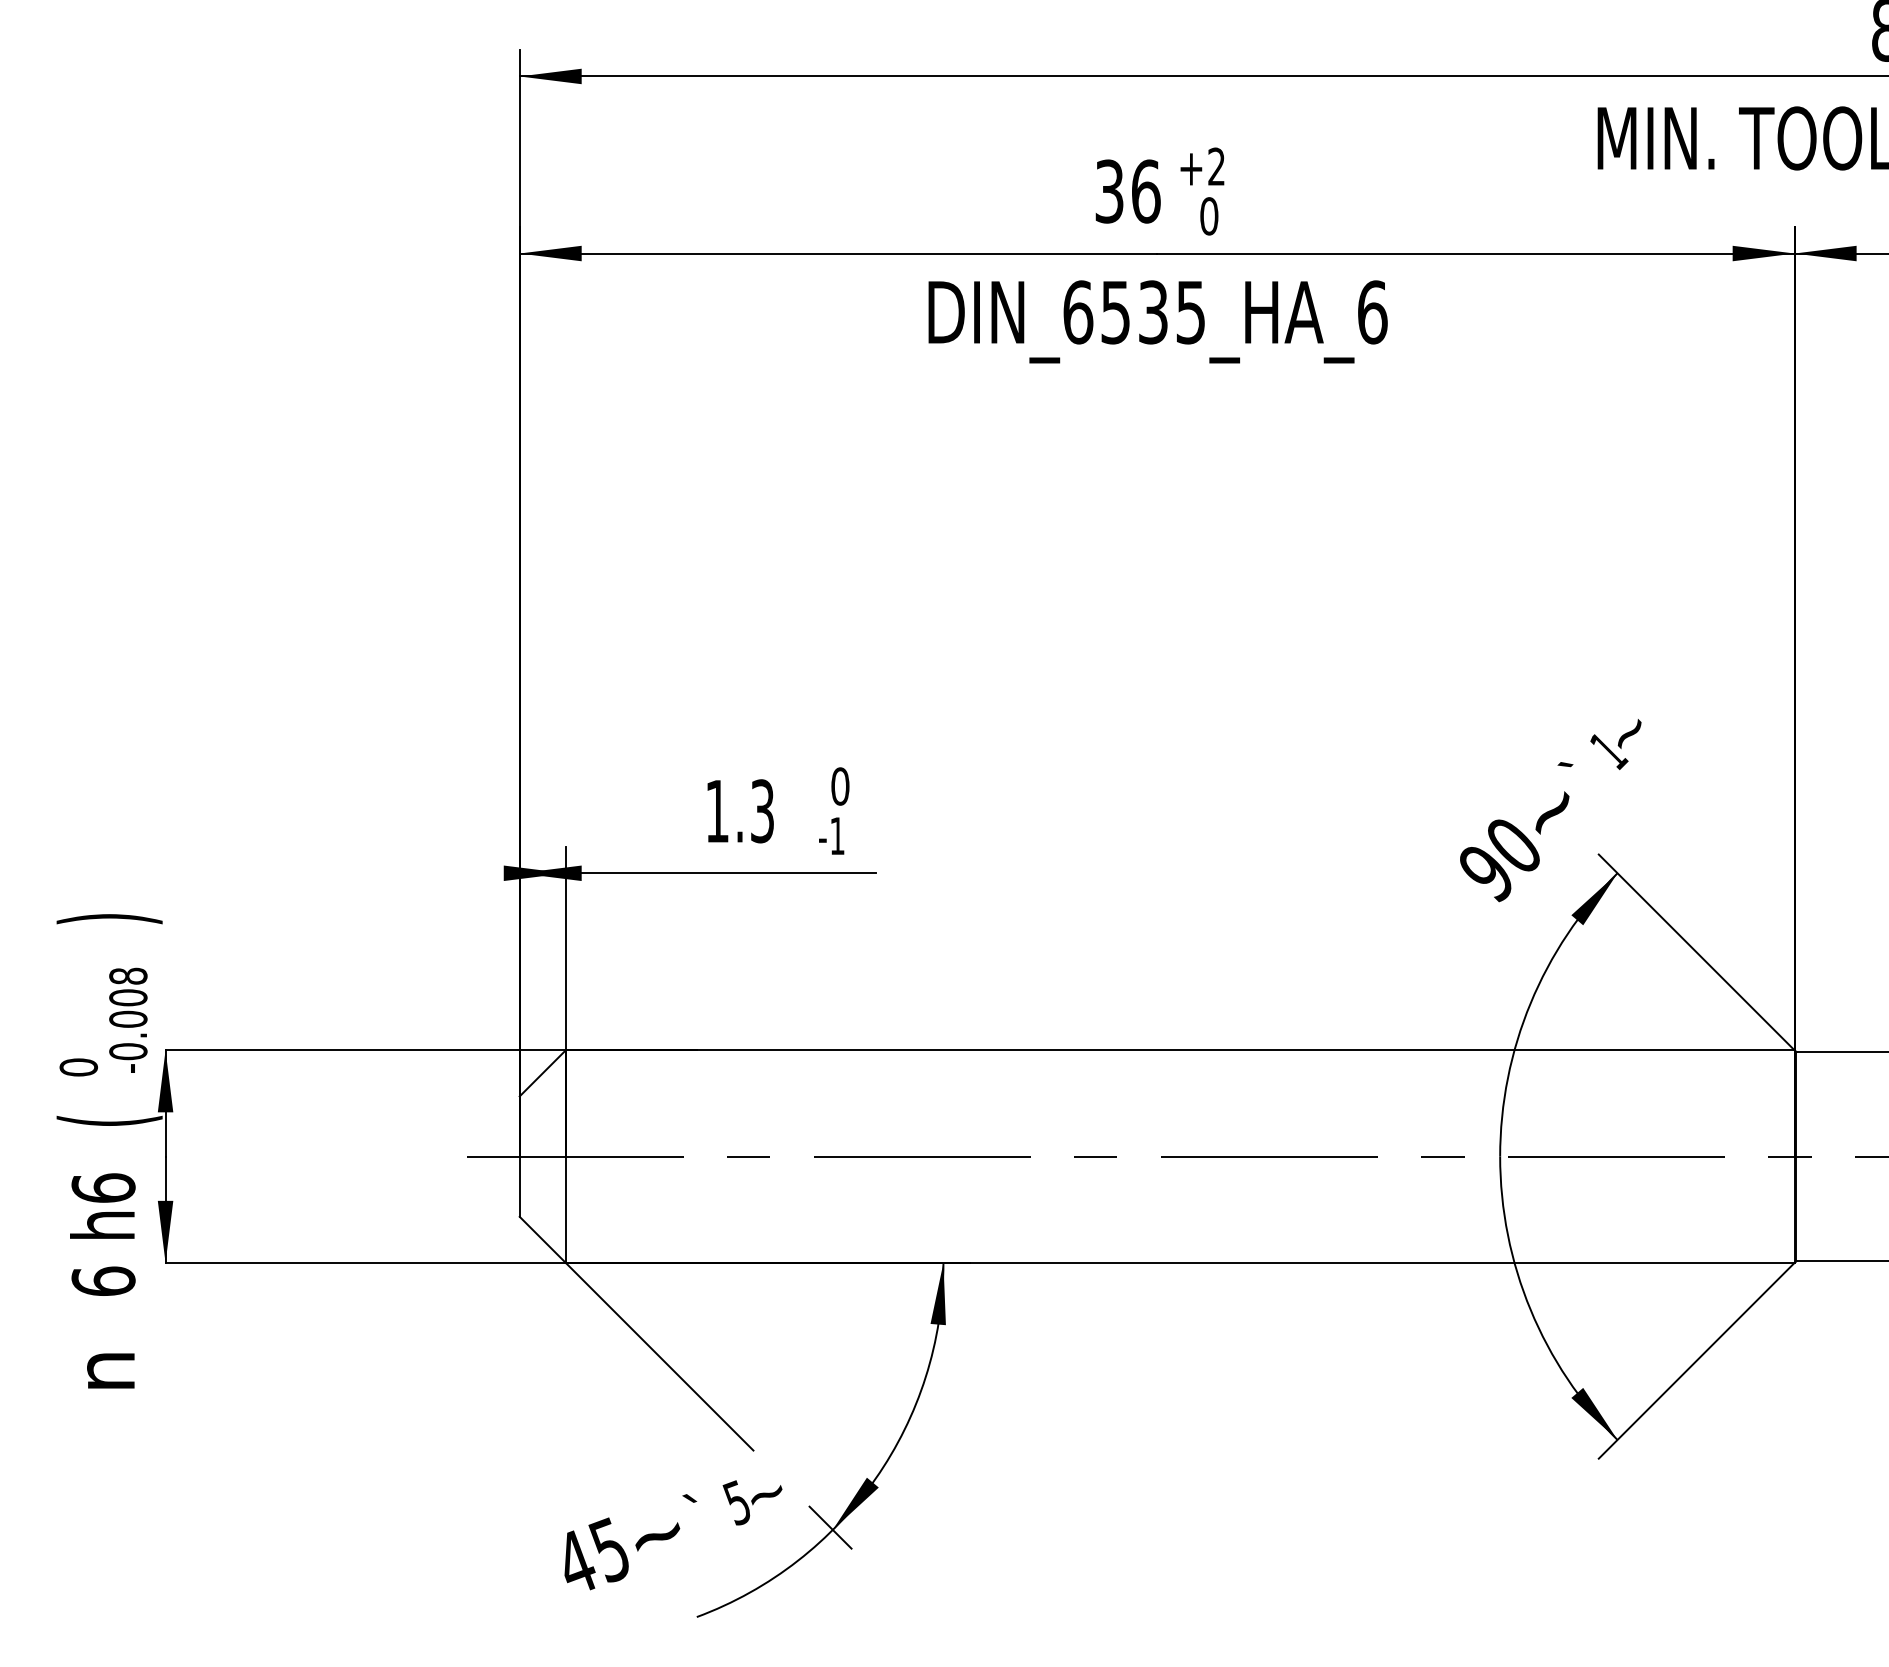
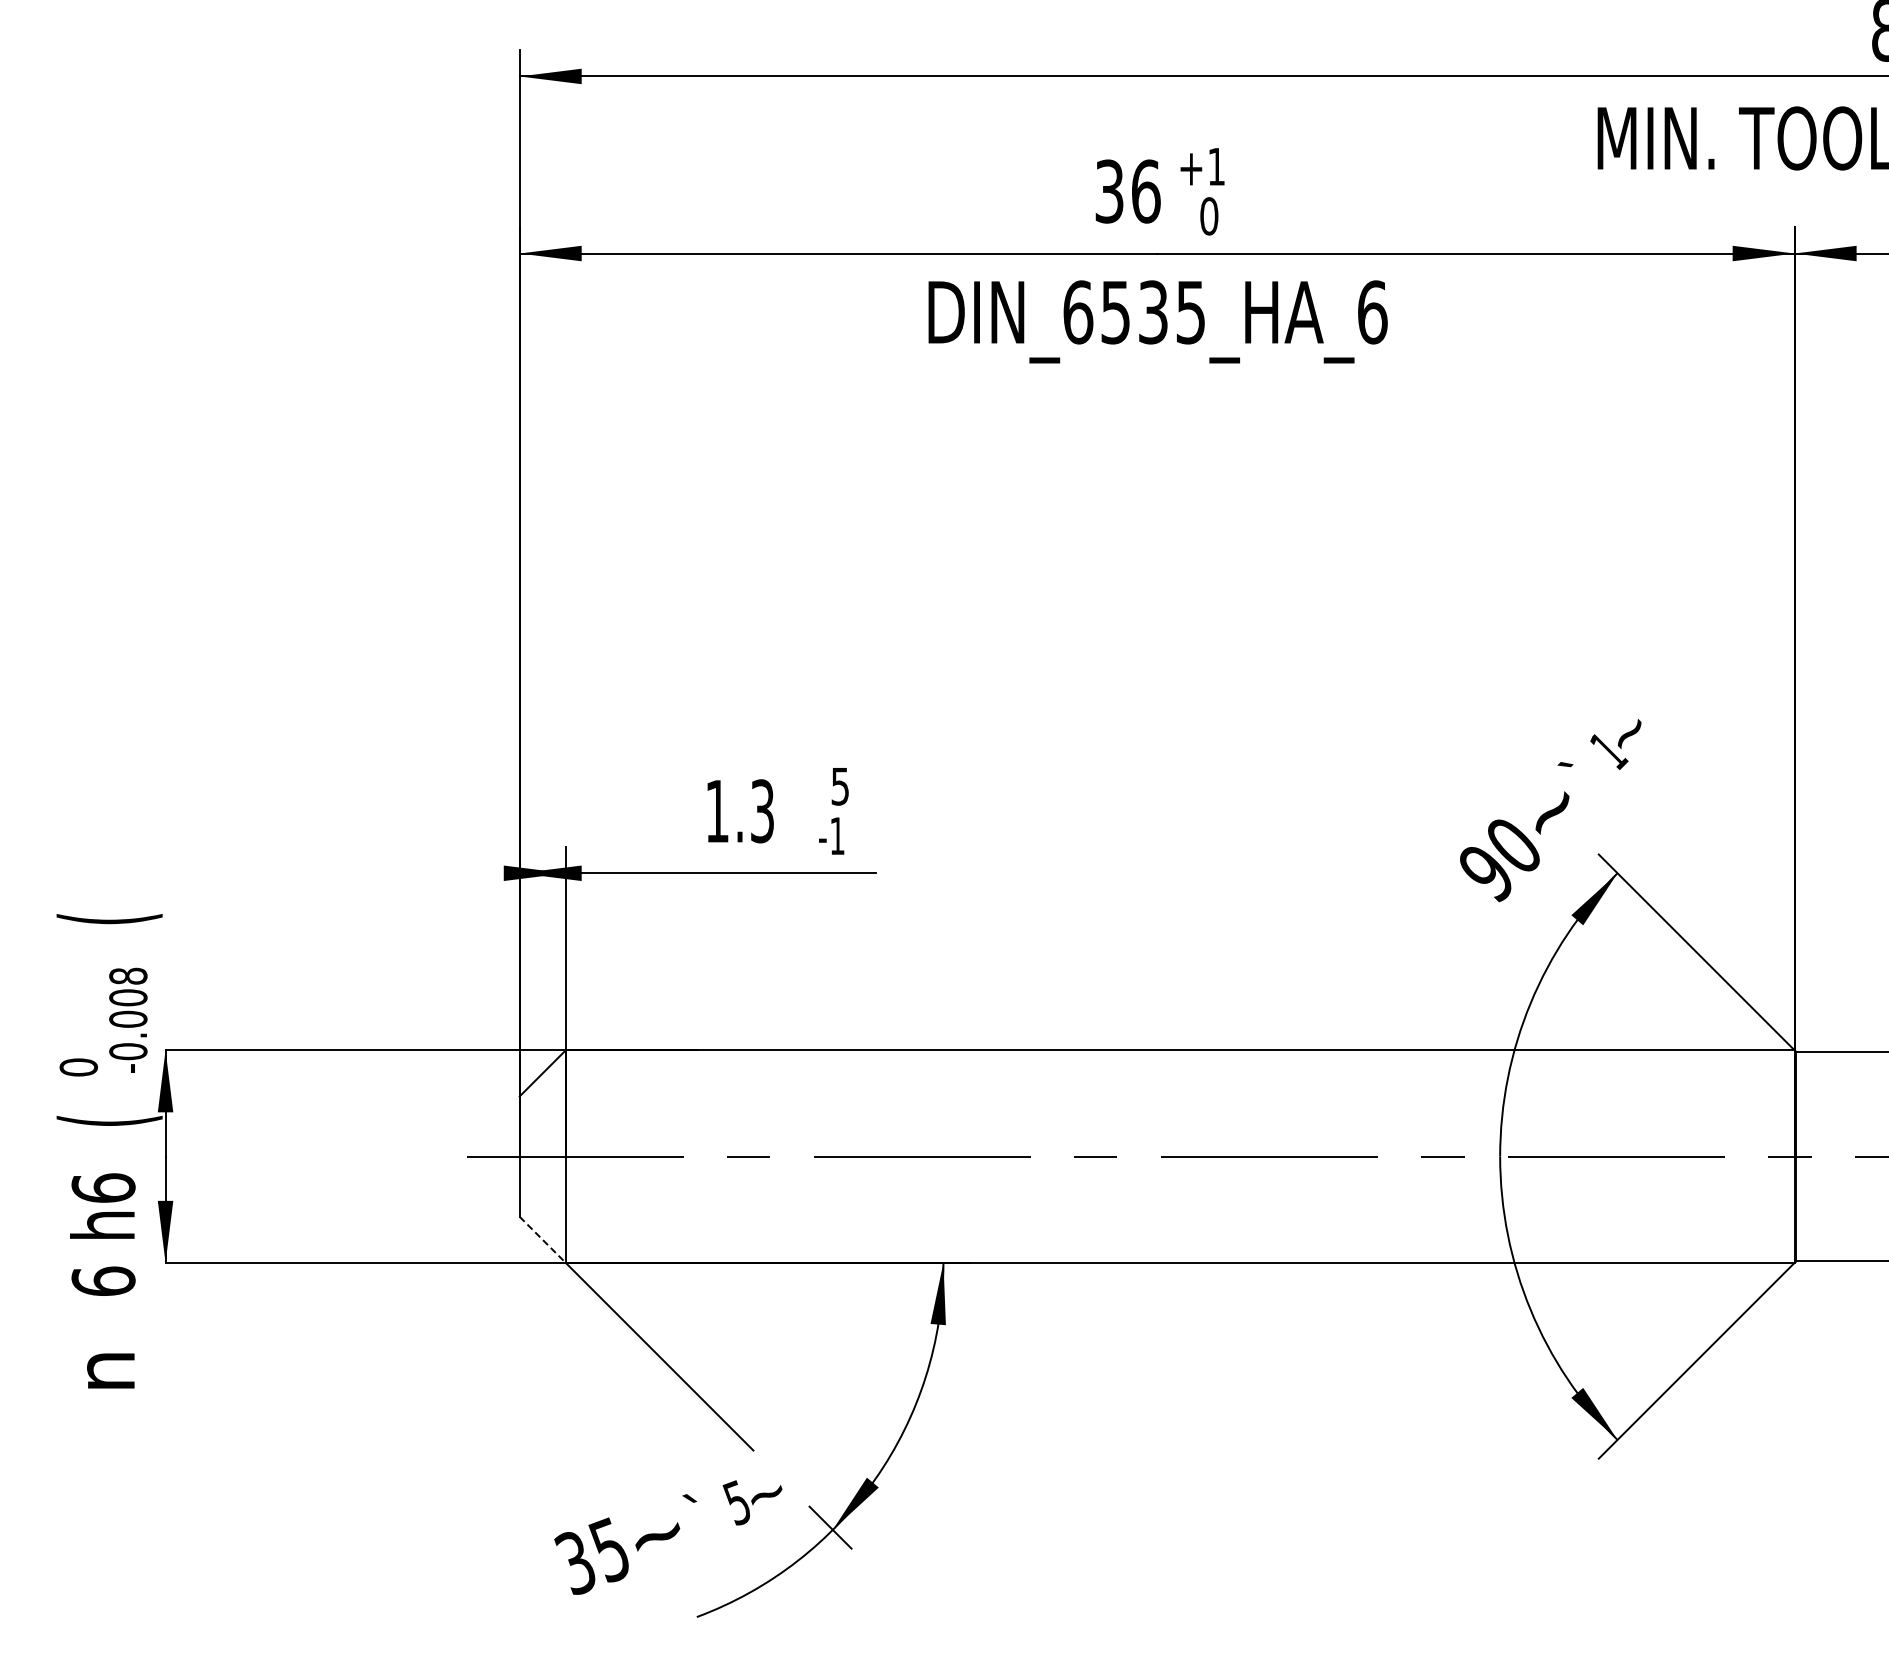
text: +2 -> +1 (1216, 166)
text: 0 -> 5 (840, 786)
text: ) -> ( (109, 919)
line: solid -> dashed (542, 1239)
text: 45 -> 35 (574, 1562)
